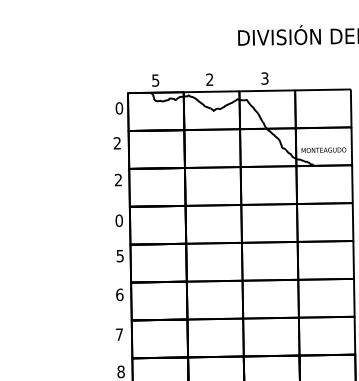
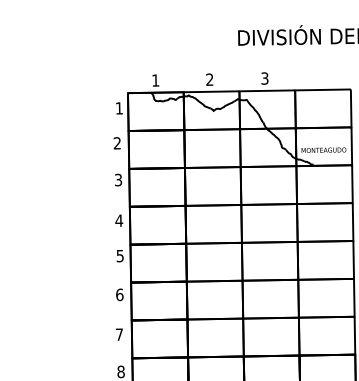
text: 5 -> 1 (155, 80)
text: 0 -> 1 (119, 108)
text: 2 -> 3 (118, 180)
text: 0 -> 4 (119, 220)
